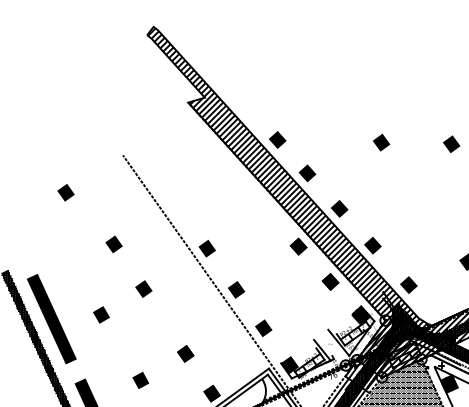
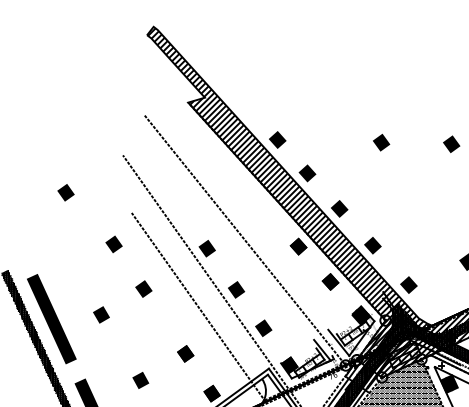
line: none -> present (244, 239)
line: none -> present (198, 306)
